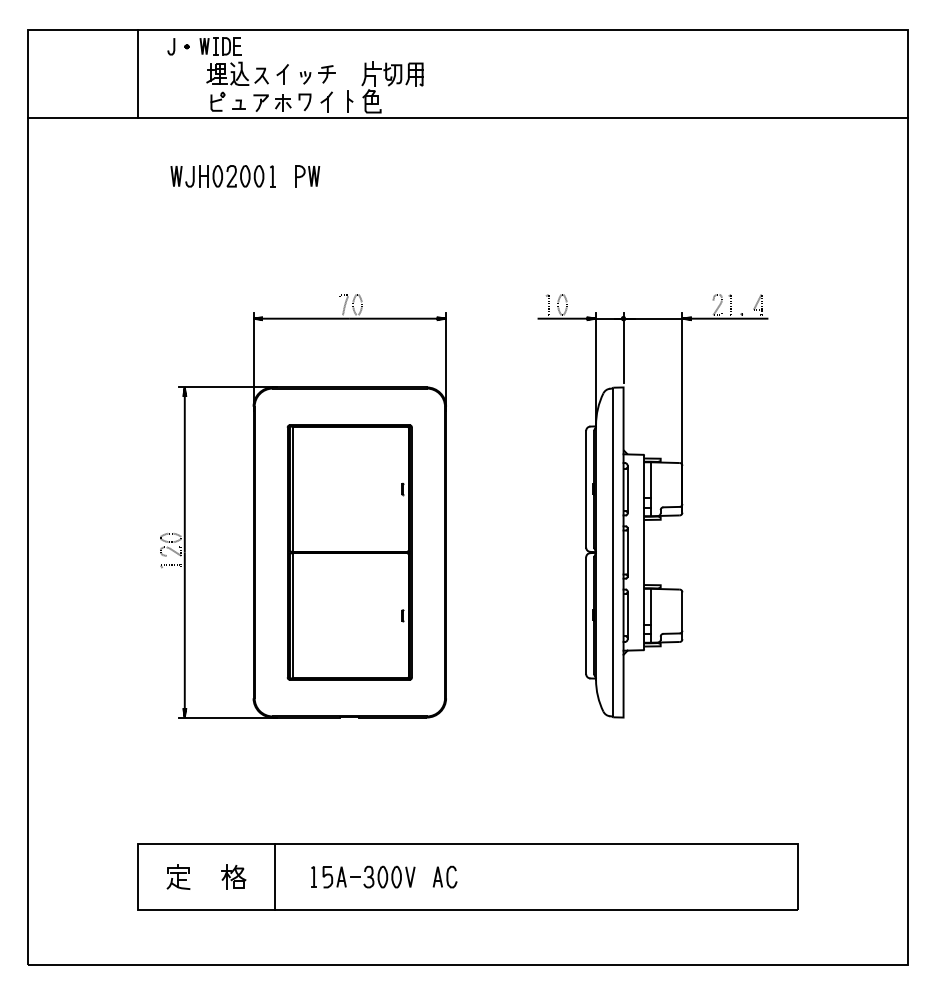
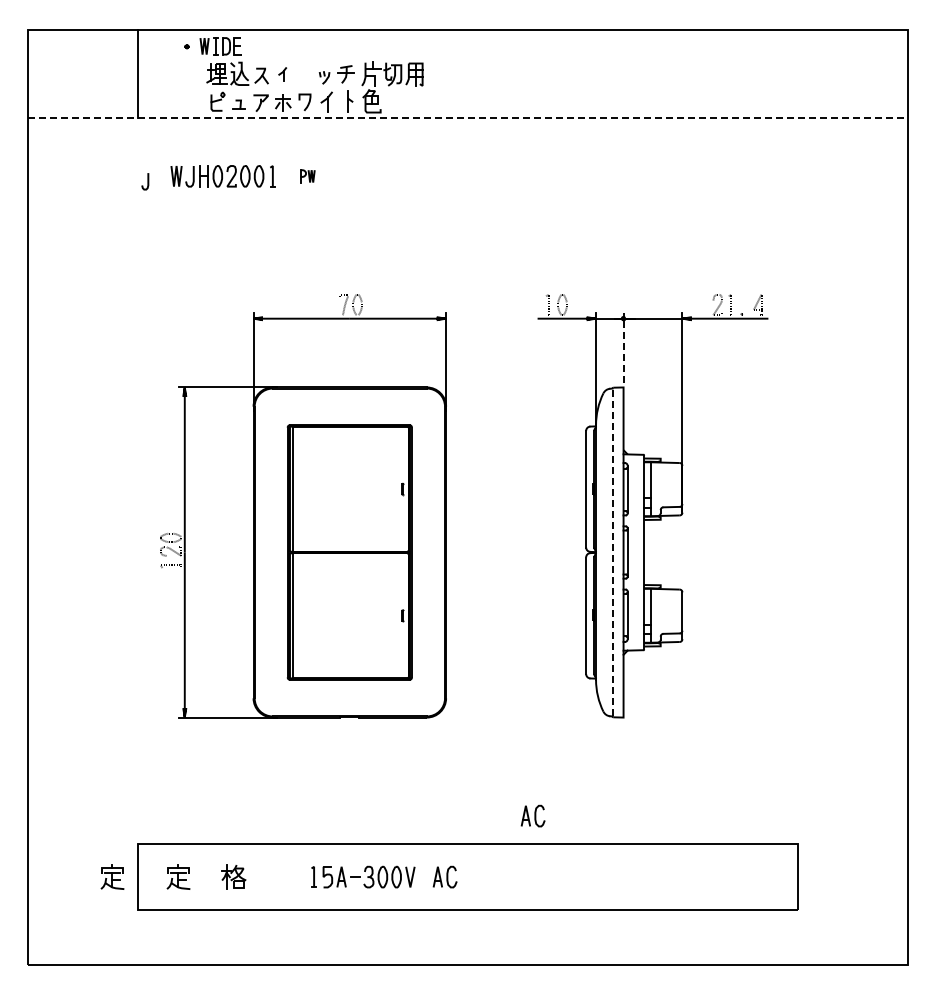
curve position: (173, 46) -> (147, 181) (147, 181)
part size: 13x21 px -> 10x15 px (282, 74)
part position: (317, 74) -> (336, 74) (336, 74)
line: solid -> dashed (468, 117)
part size: 26x23 px -> 16x15 px (307, 176)
line: solid -> dashed (623, 347)
line: solid -> dashed (612, 552)
part: none -> present (532, 815)
part: none -> present (112, 876)
line: present -> none (275, 877)
